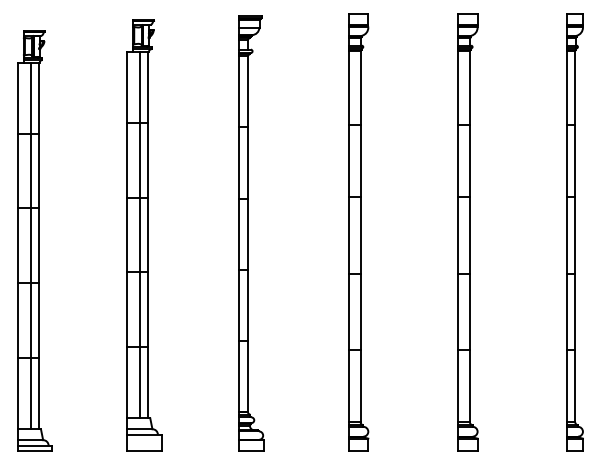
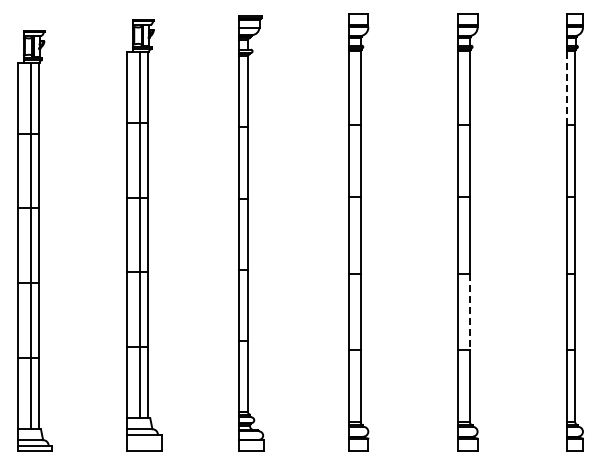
line: solid -> dashed (567, 87)
line: solid -> dashed (469, 312)
